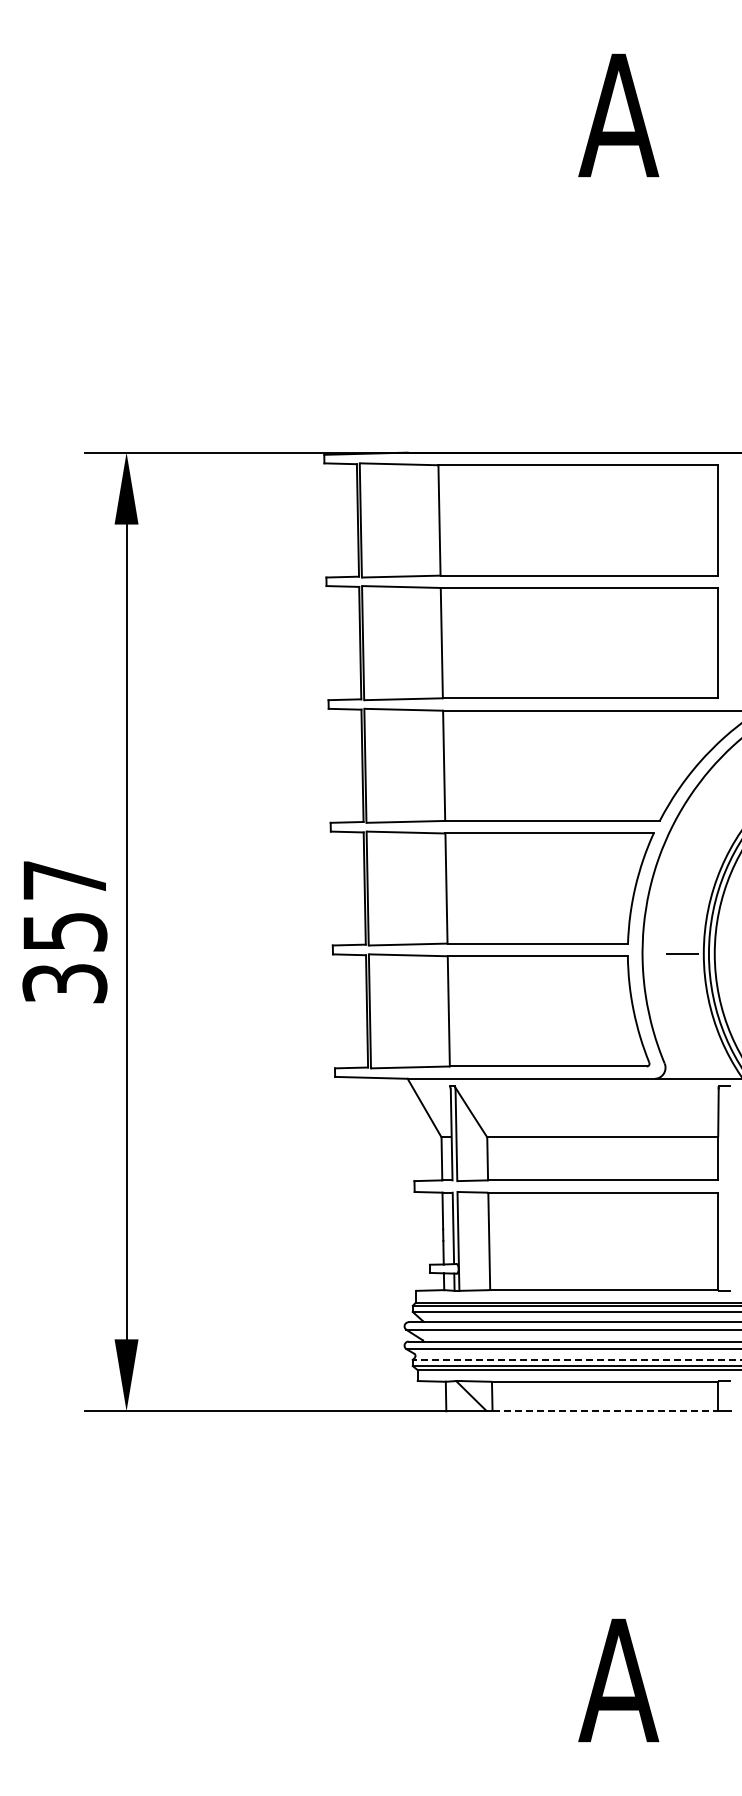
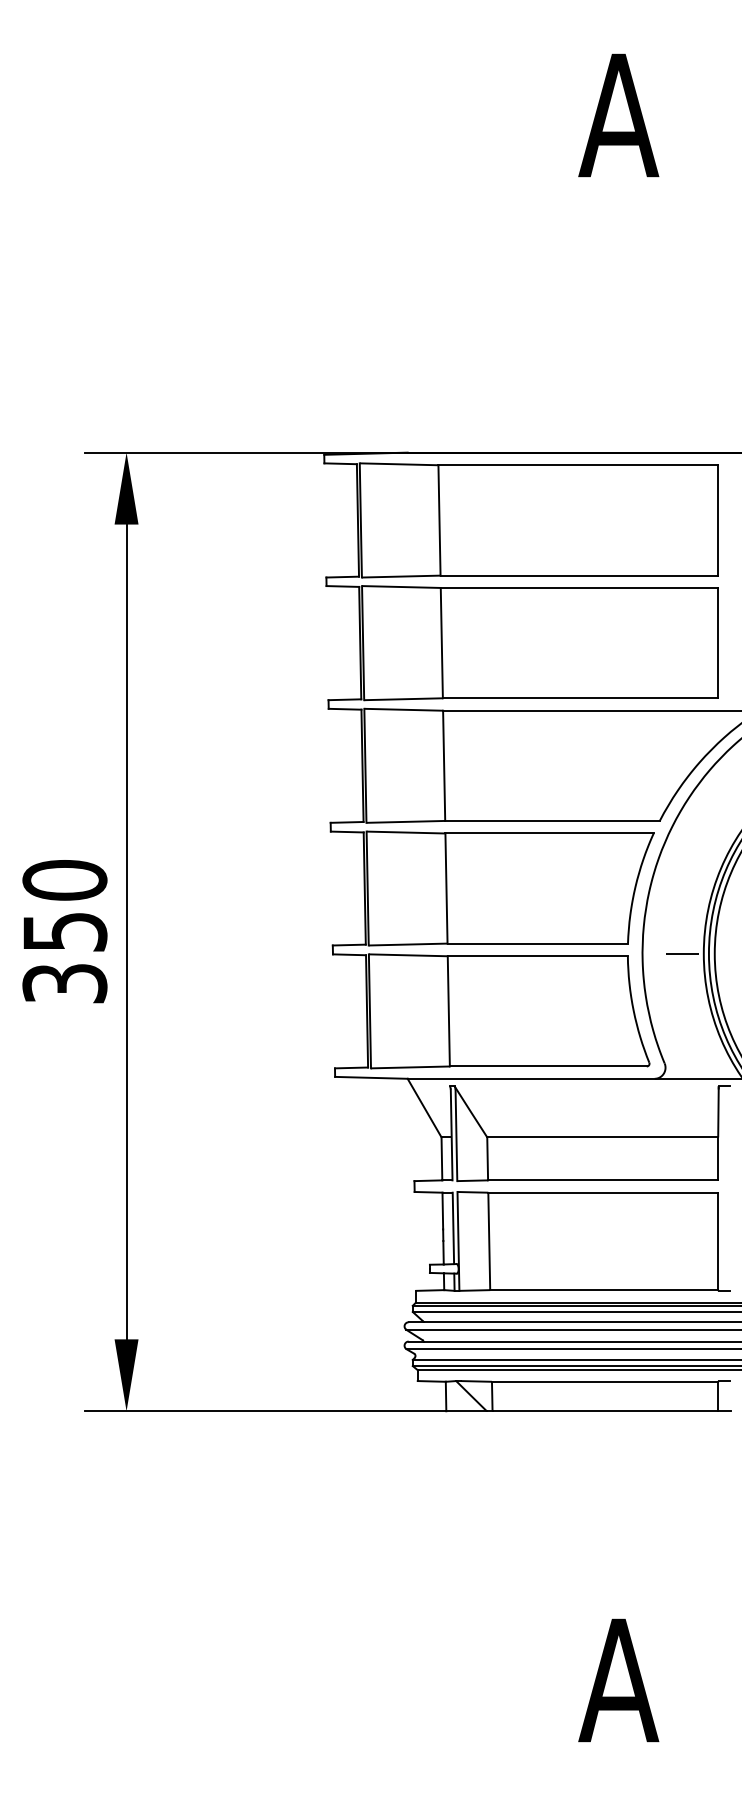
text: 357 -> 350 (64, 880)
line: dashed -> solid (576, 1359)
line: dashed -> solid (605, 1411)
